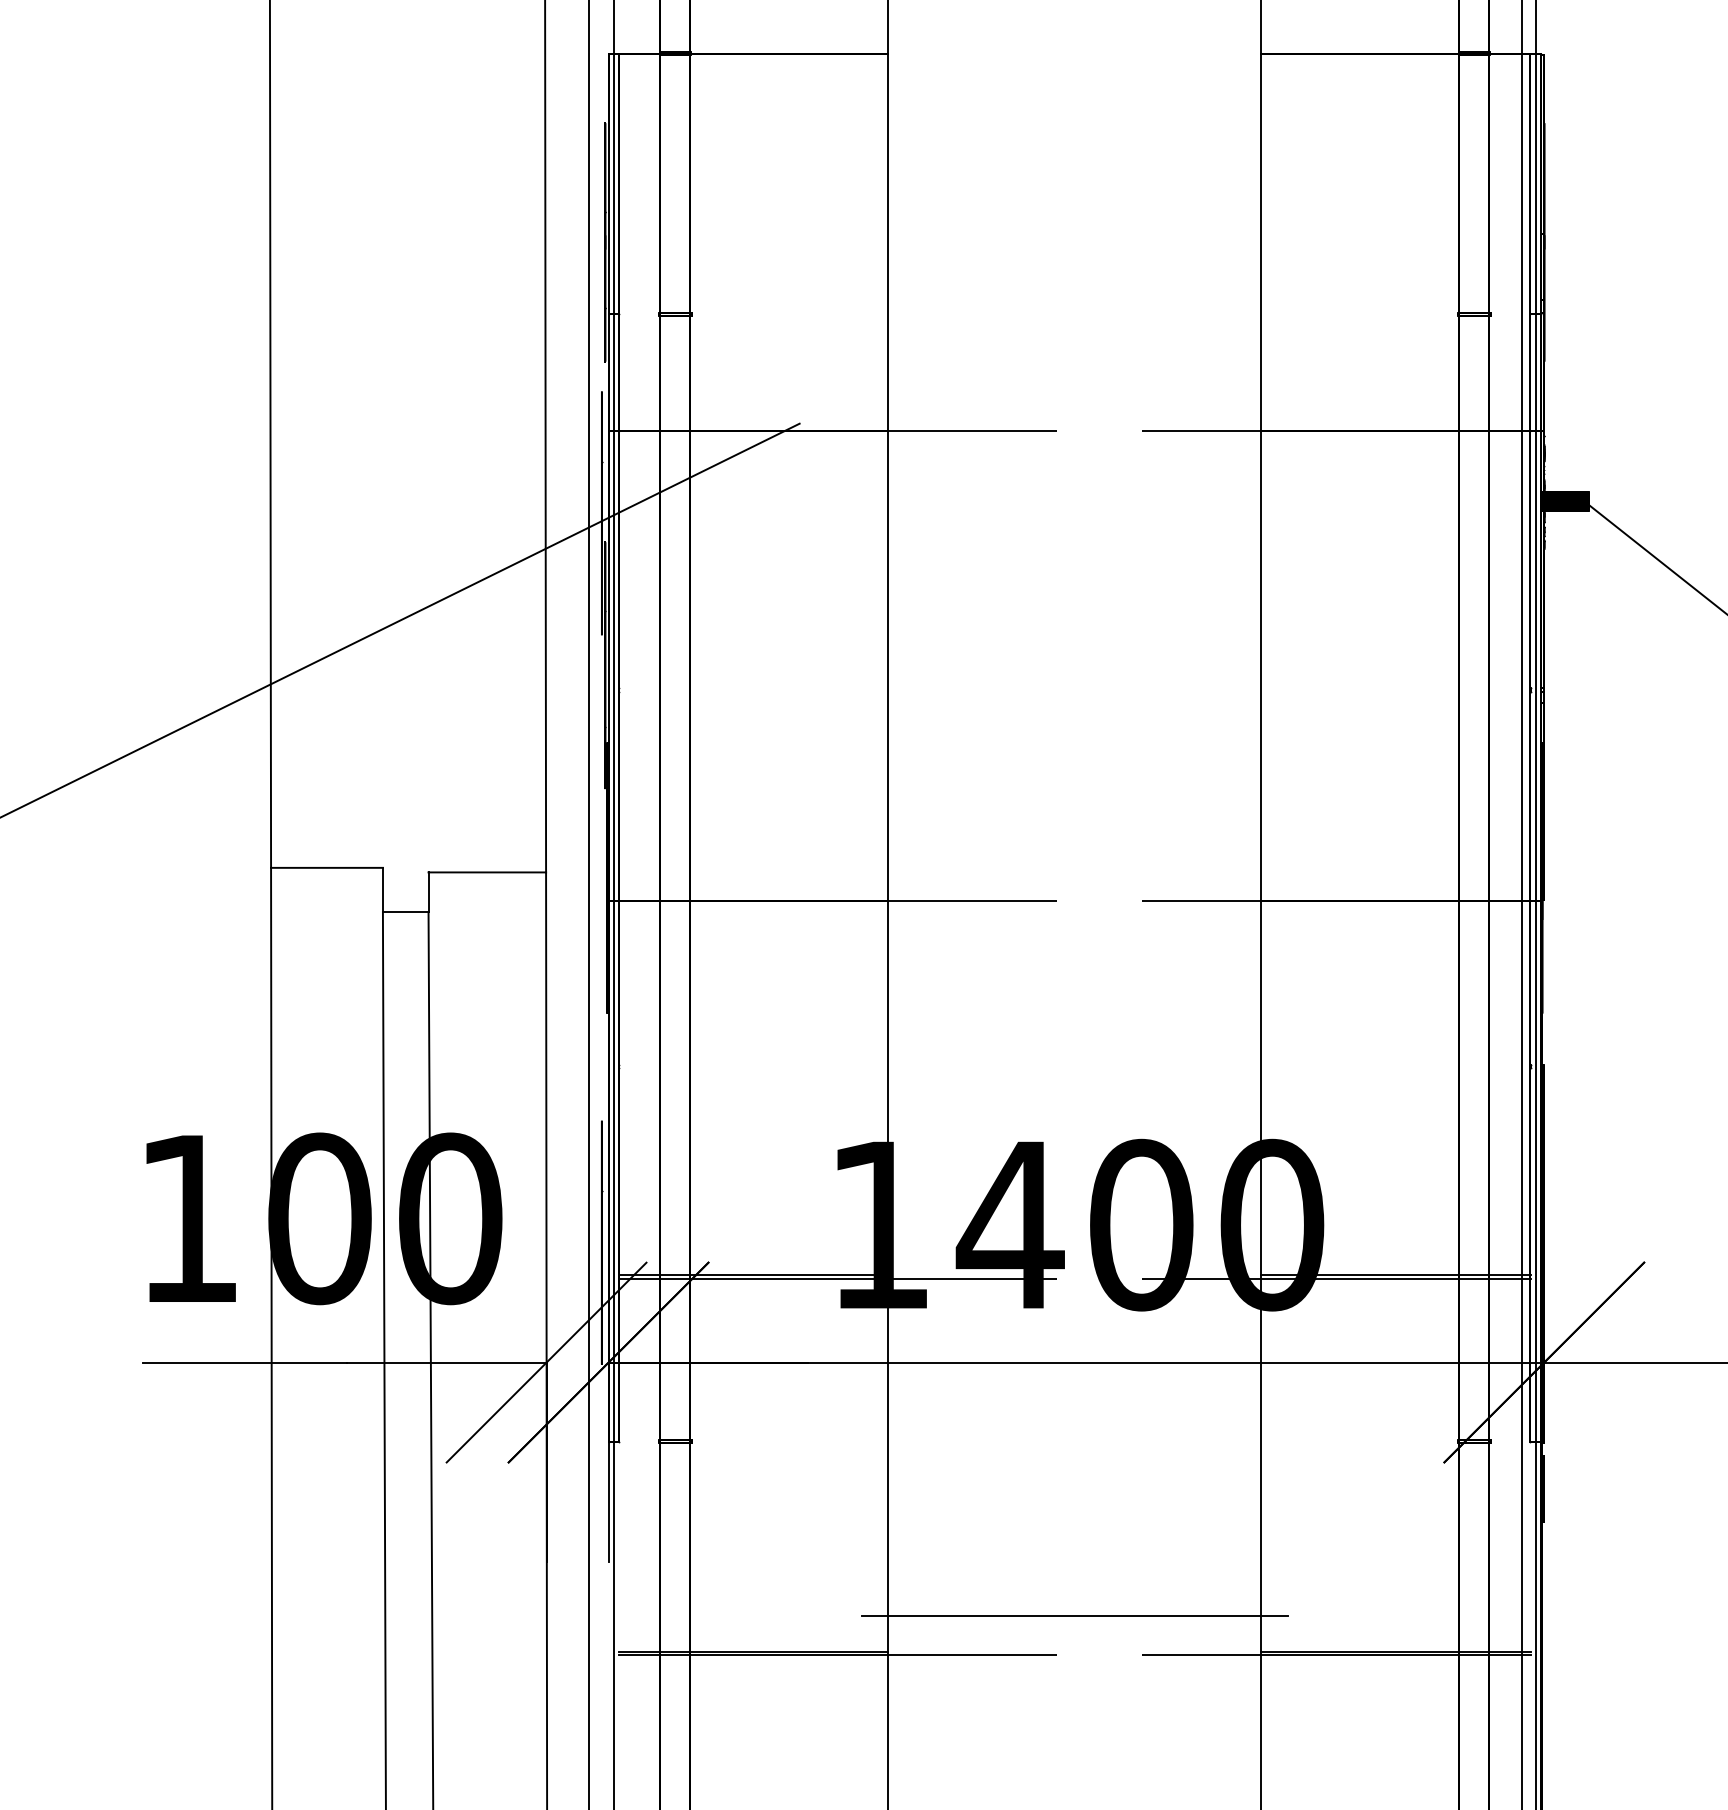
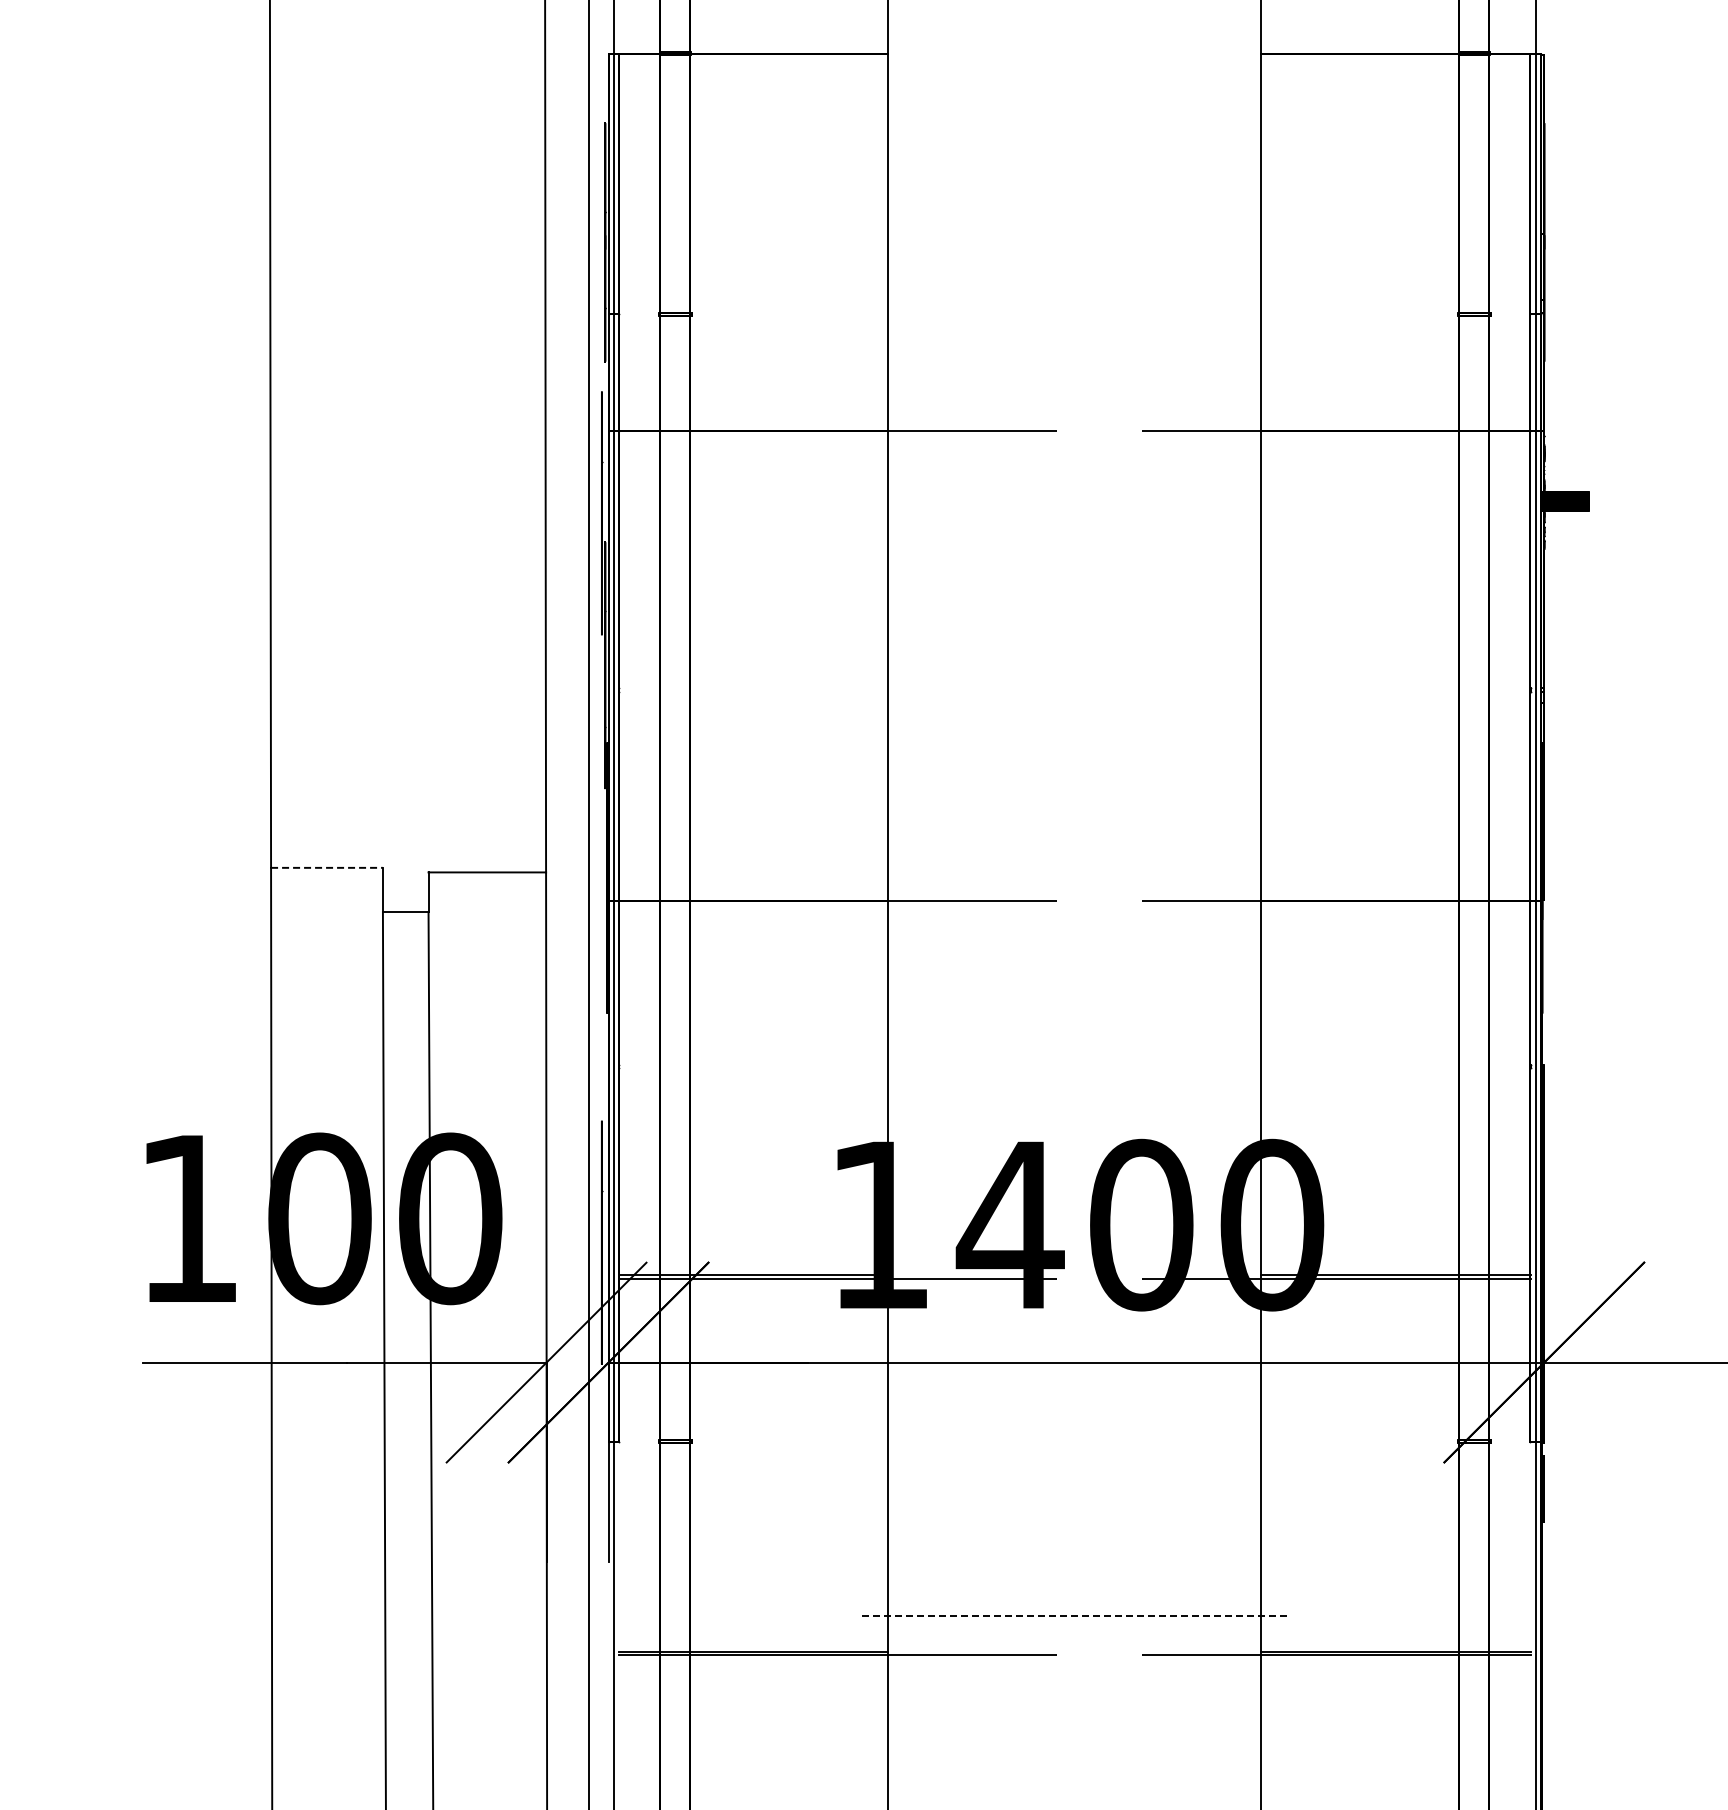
line: present -> none (1656, 558)
line: present -> none (400, 619)
line: solid -> dashed (327, 867)
line: present -> none (1521, 904)
line: solid -> dashed (1075, 1616)
